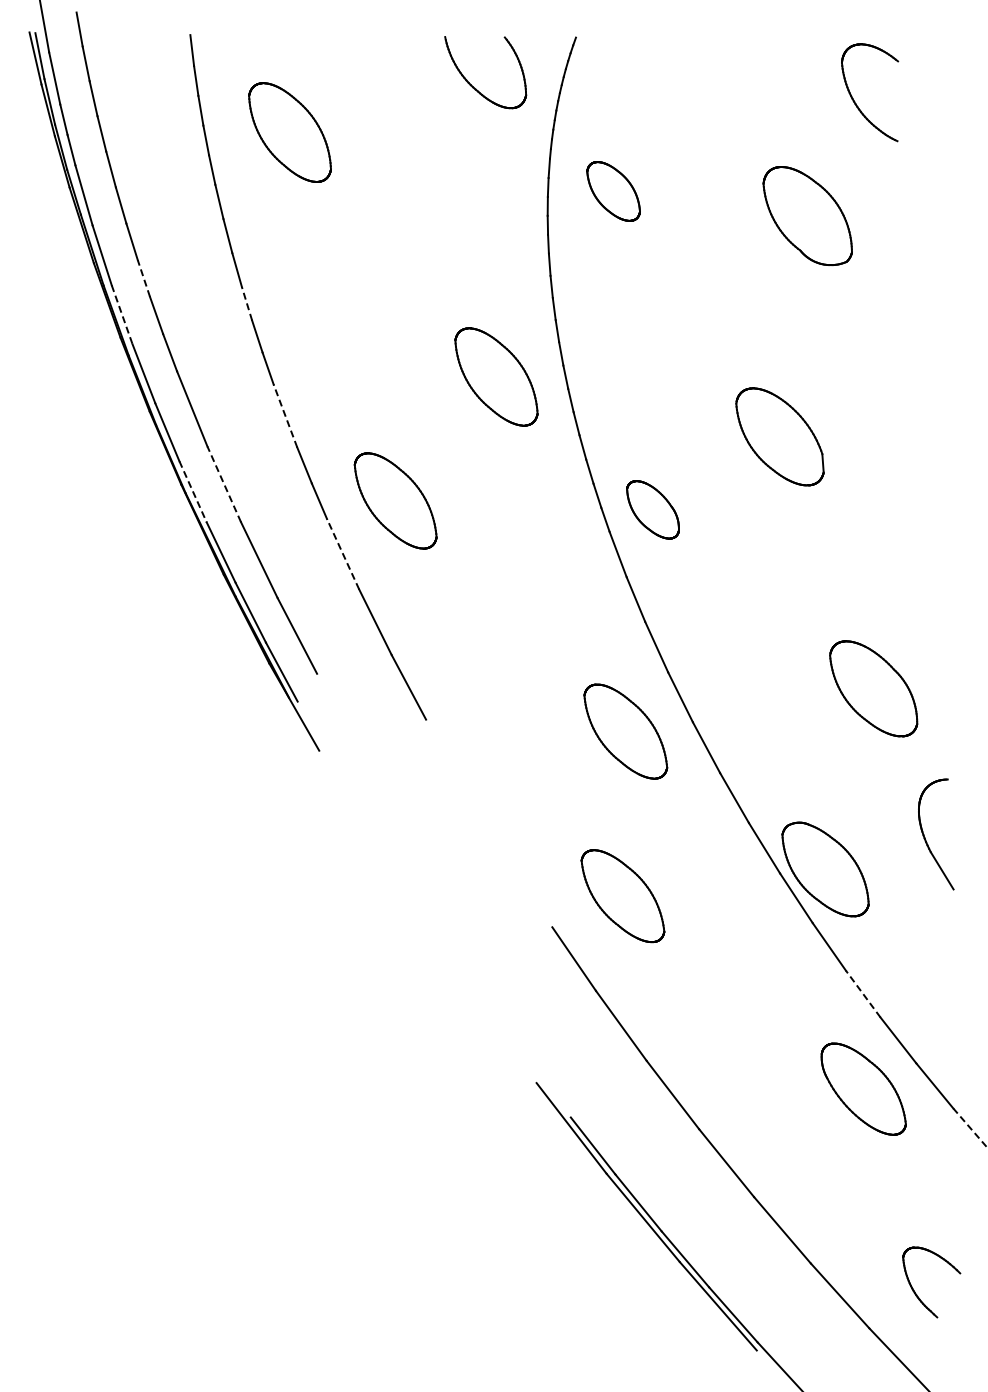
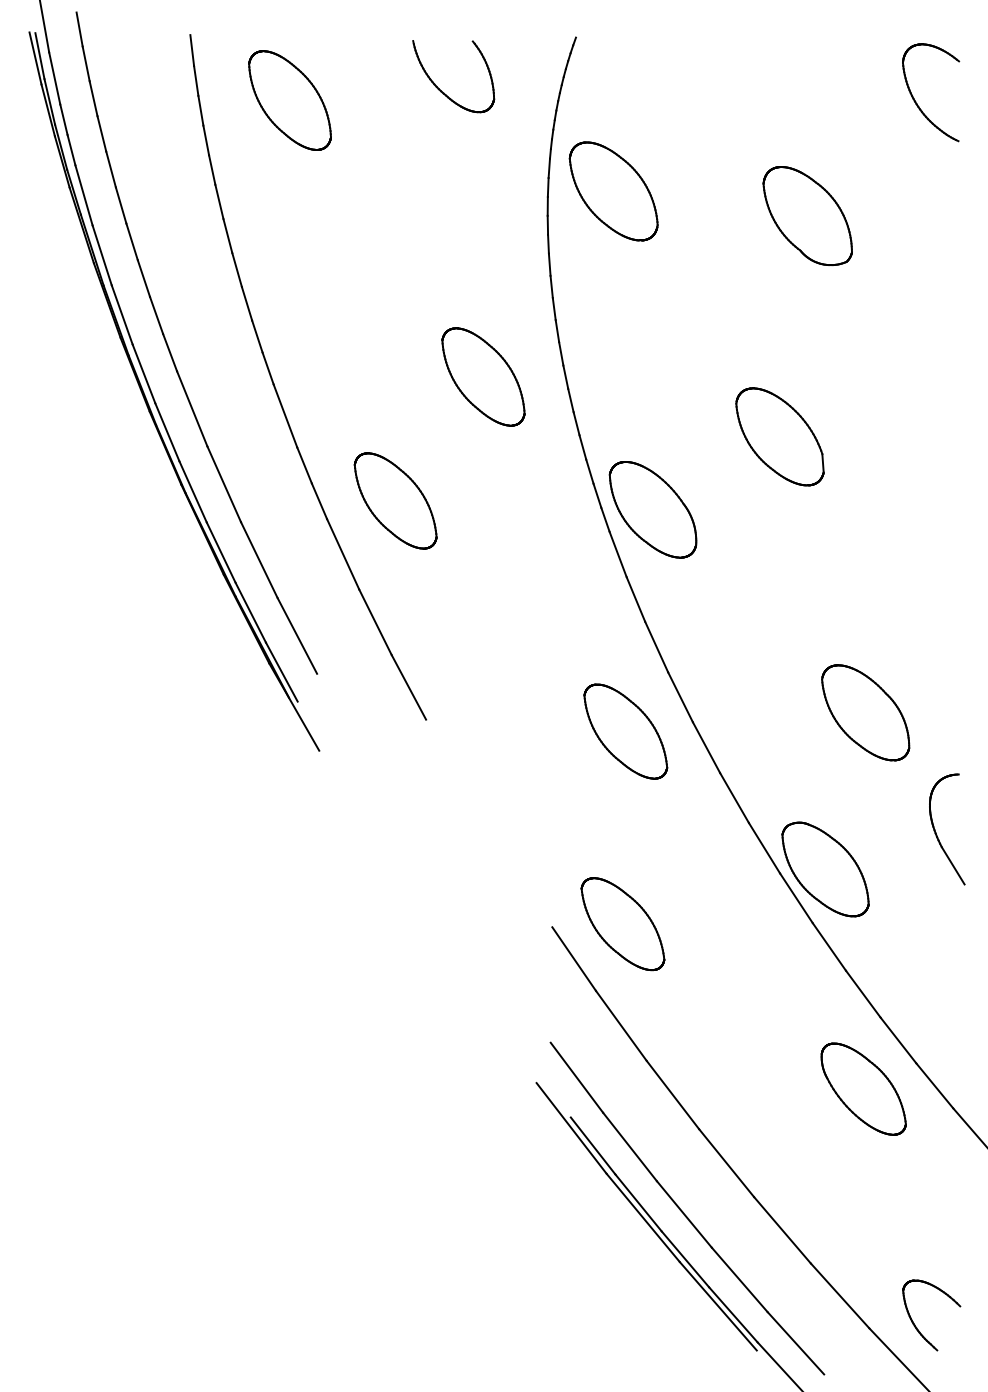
part position: (476, 88) -> (444, 92) (444, 92)
part position: (855, 101) -> (916, 101) (916, 101)
part position: (289, 132) -> (289, 100) (289, 100)
part size: 55x61 px -> 91x101 px (613, 191)
line: dashed -> solid (143, 278)
line: dashed -> solid (247, 303)
line: dashed -> solid (122, 315)
part position: (496, 376) -> (483, 376) (483, 376)
line: dashed -> solid (285, 416)
line: dashed -> solid (224, 483)
line: dashed -> solid (193, 491)
part size: 54x60 px -> 90x98 px (652, 509)
line: dashed -> solid (343, 554)
part position: (873, 688) -> (865, 712) (865, 712)
part position: (925, 837) -> (936, 832) (936, 832)
part position: (622, 896) -> (622, 924) (622, 924)
line: dashed -> solid (863, 993)
line: dashed -> solid (970, 1128)
part: none -> present (687, 1208)
part position: (915, 1291) -> (915, 1324) (915, 1324)
